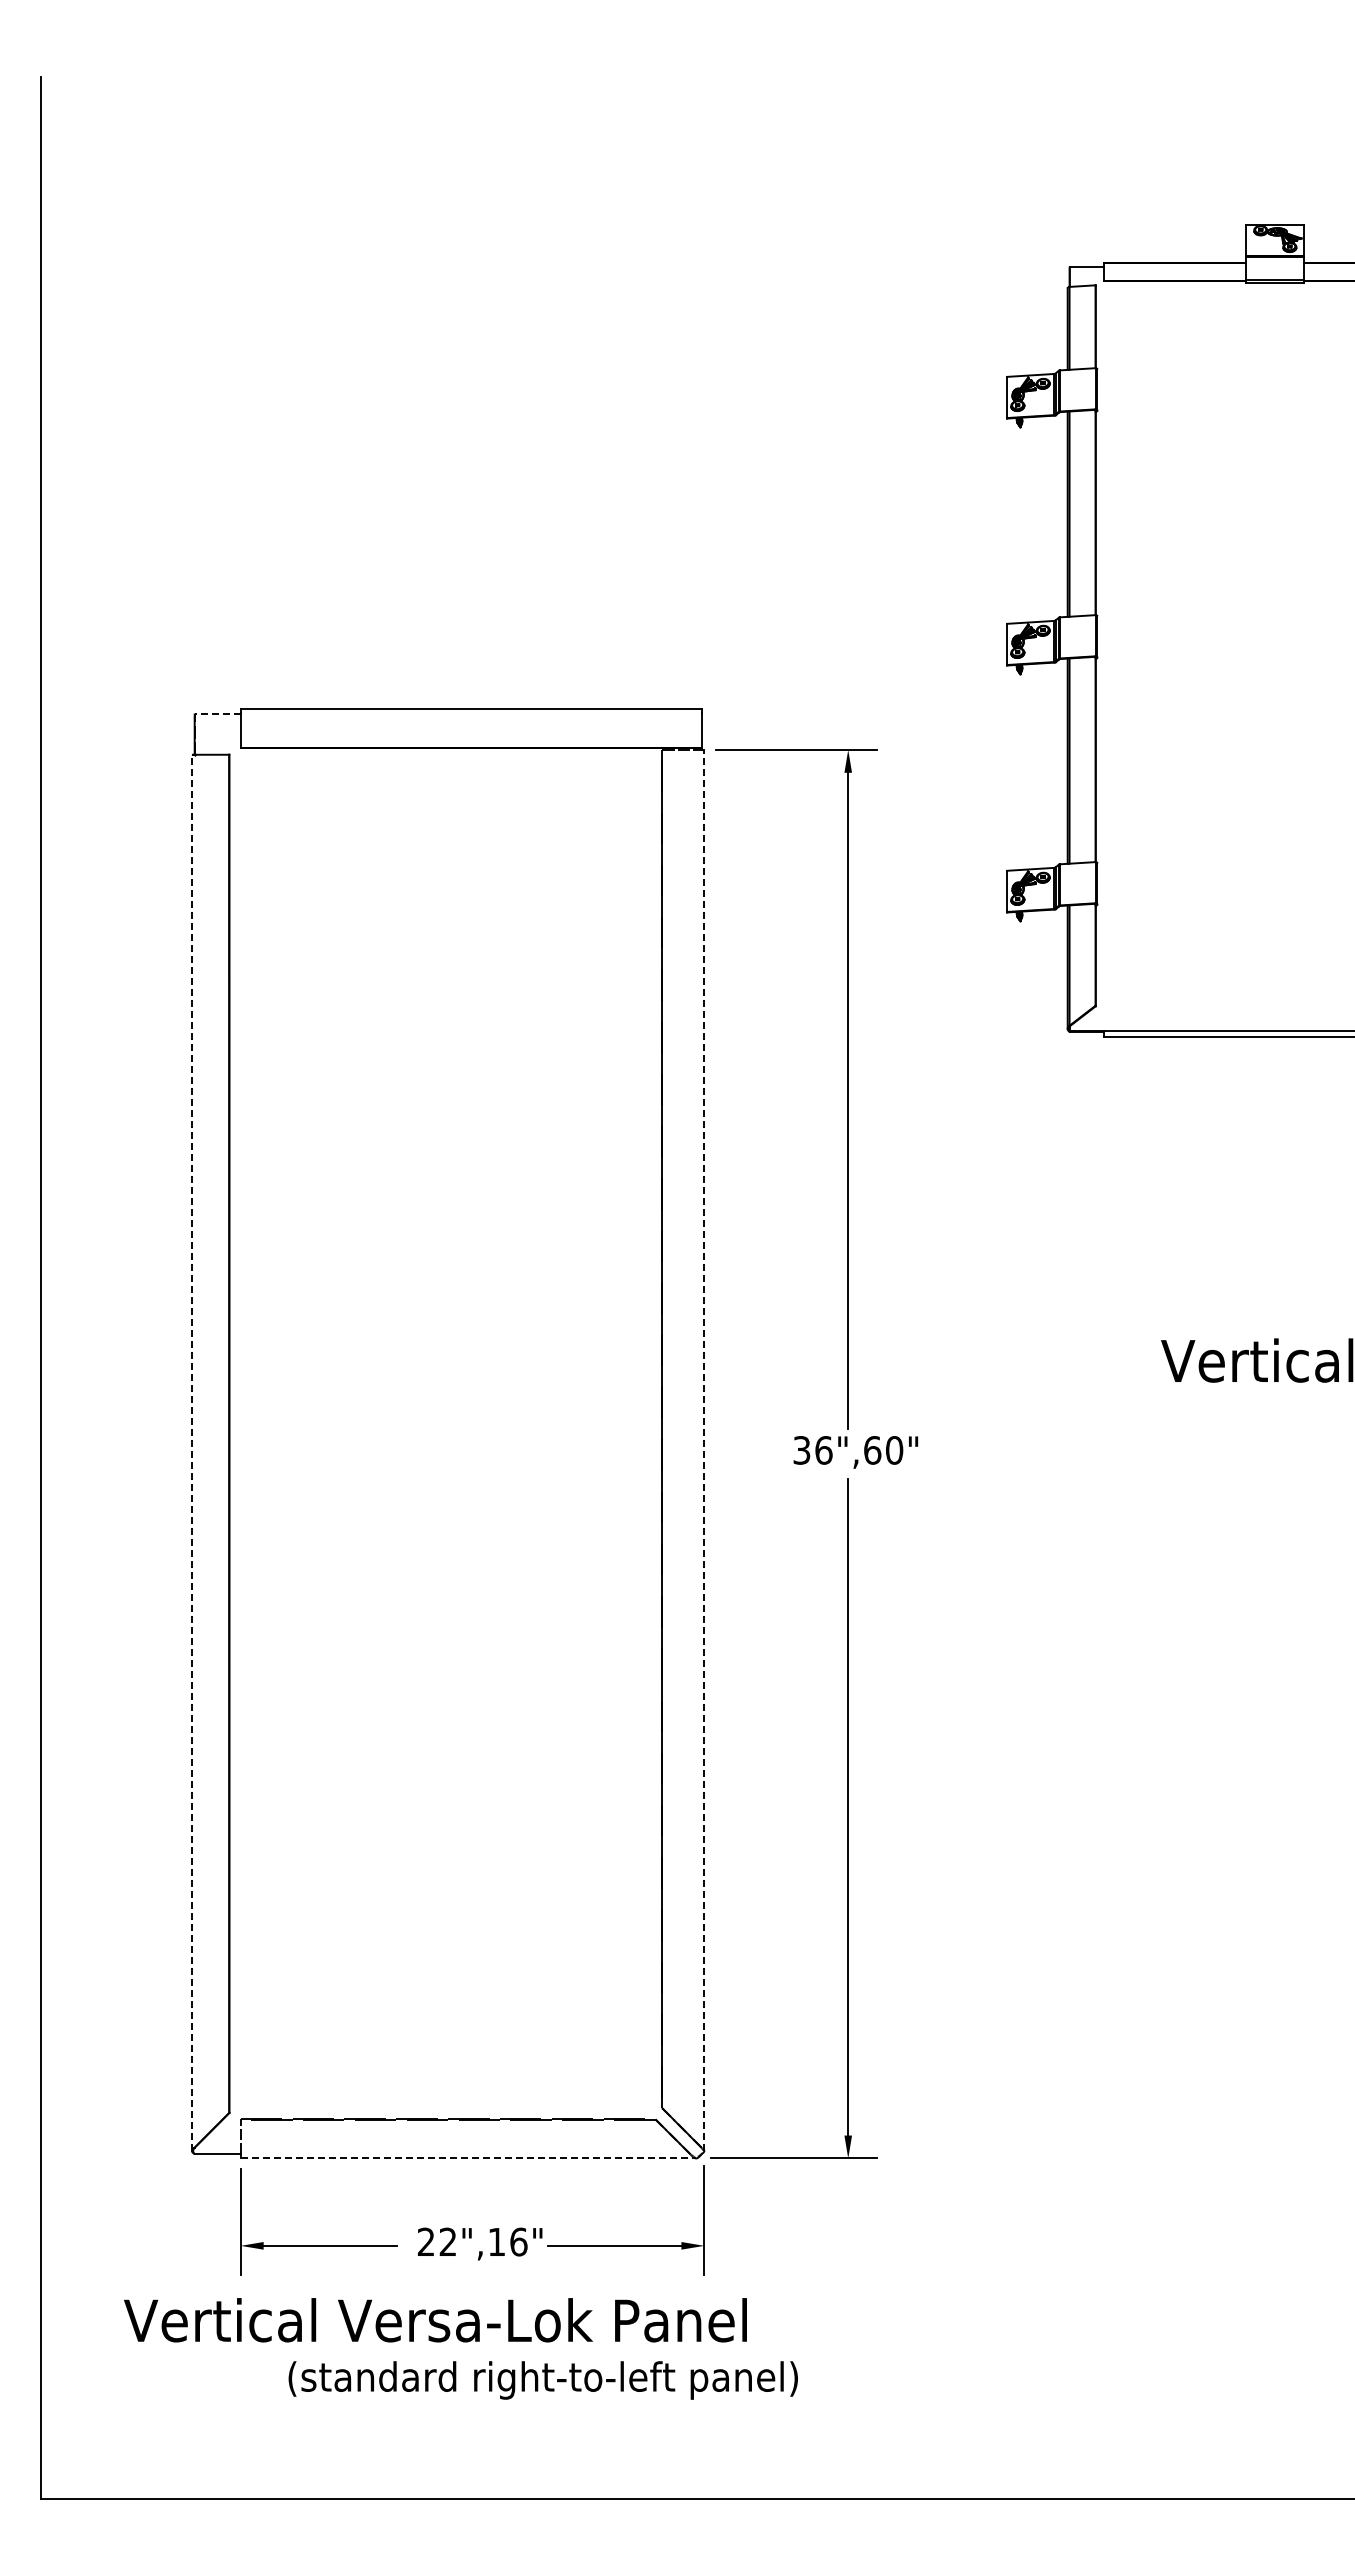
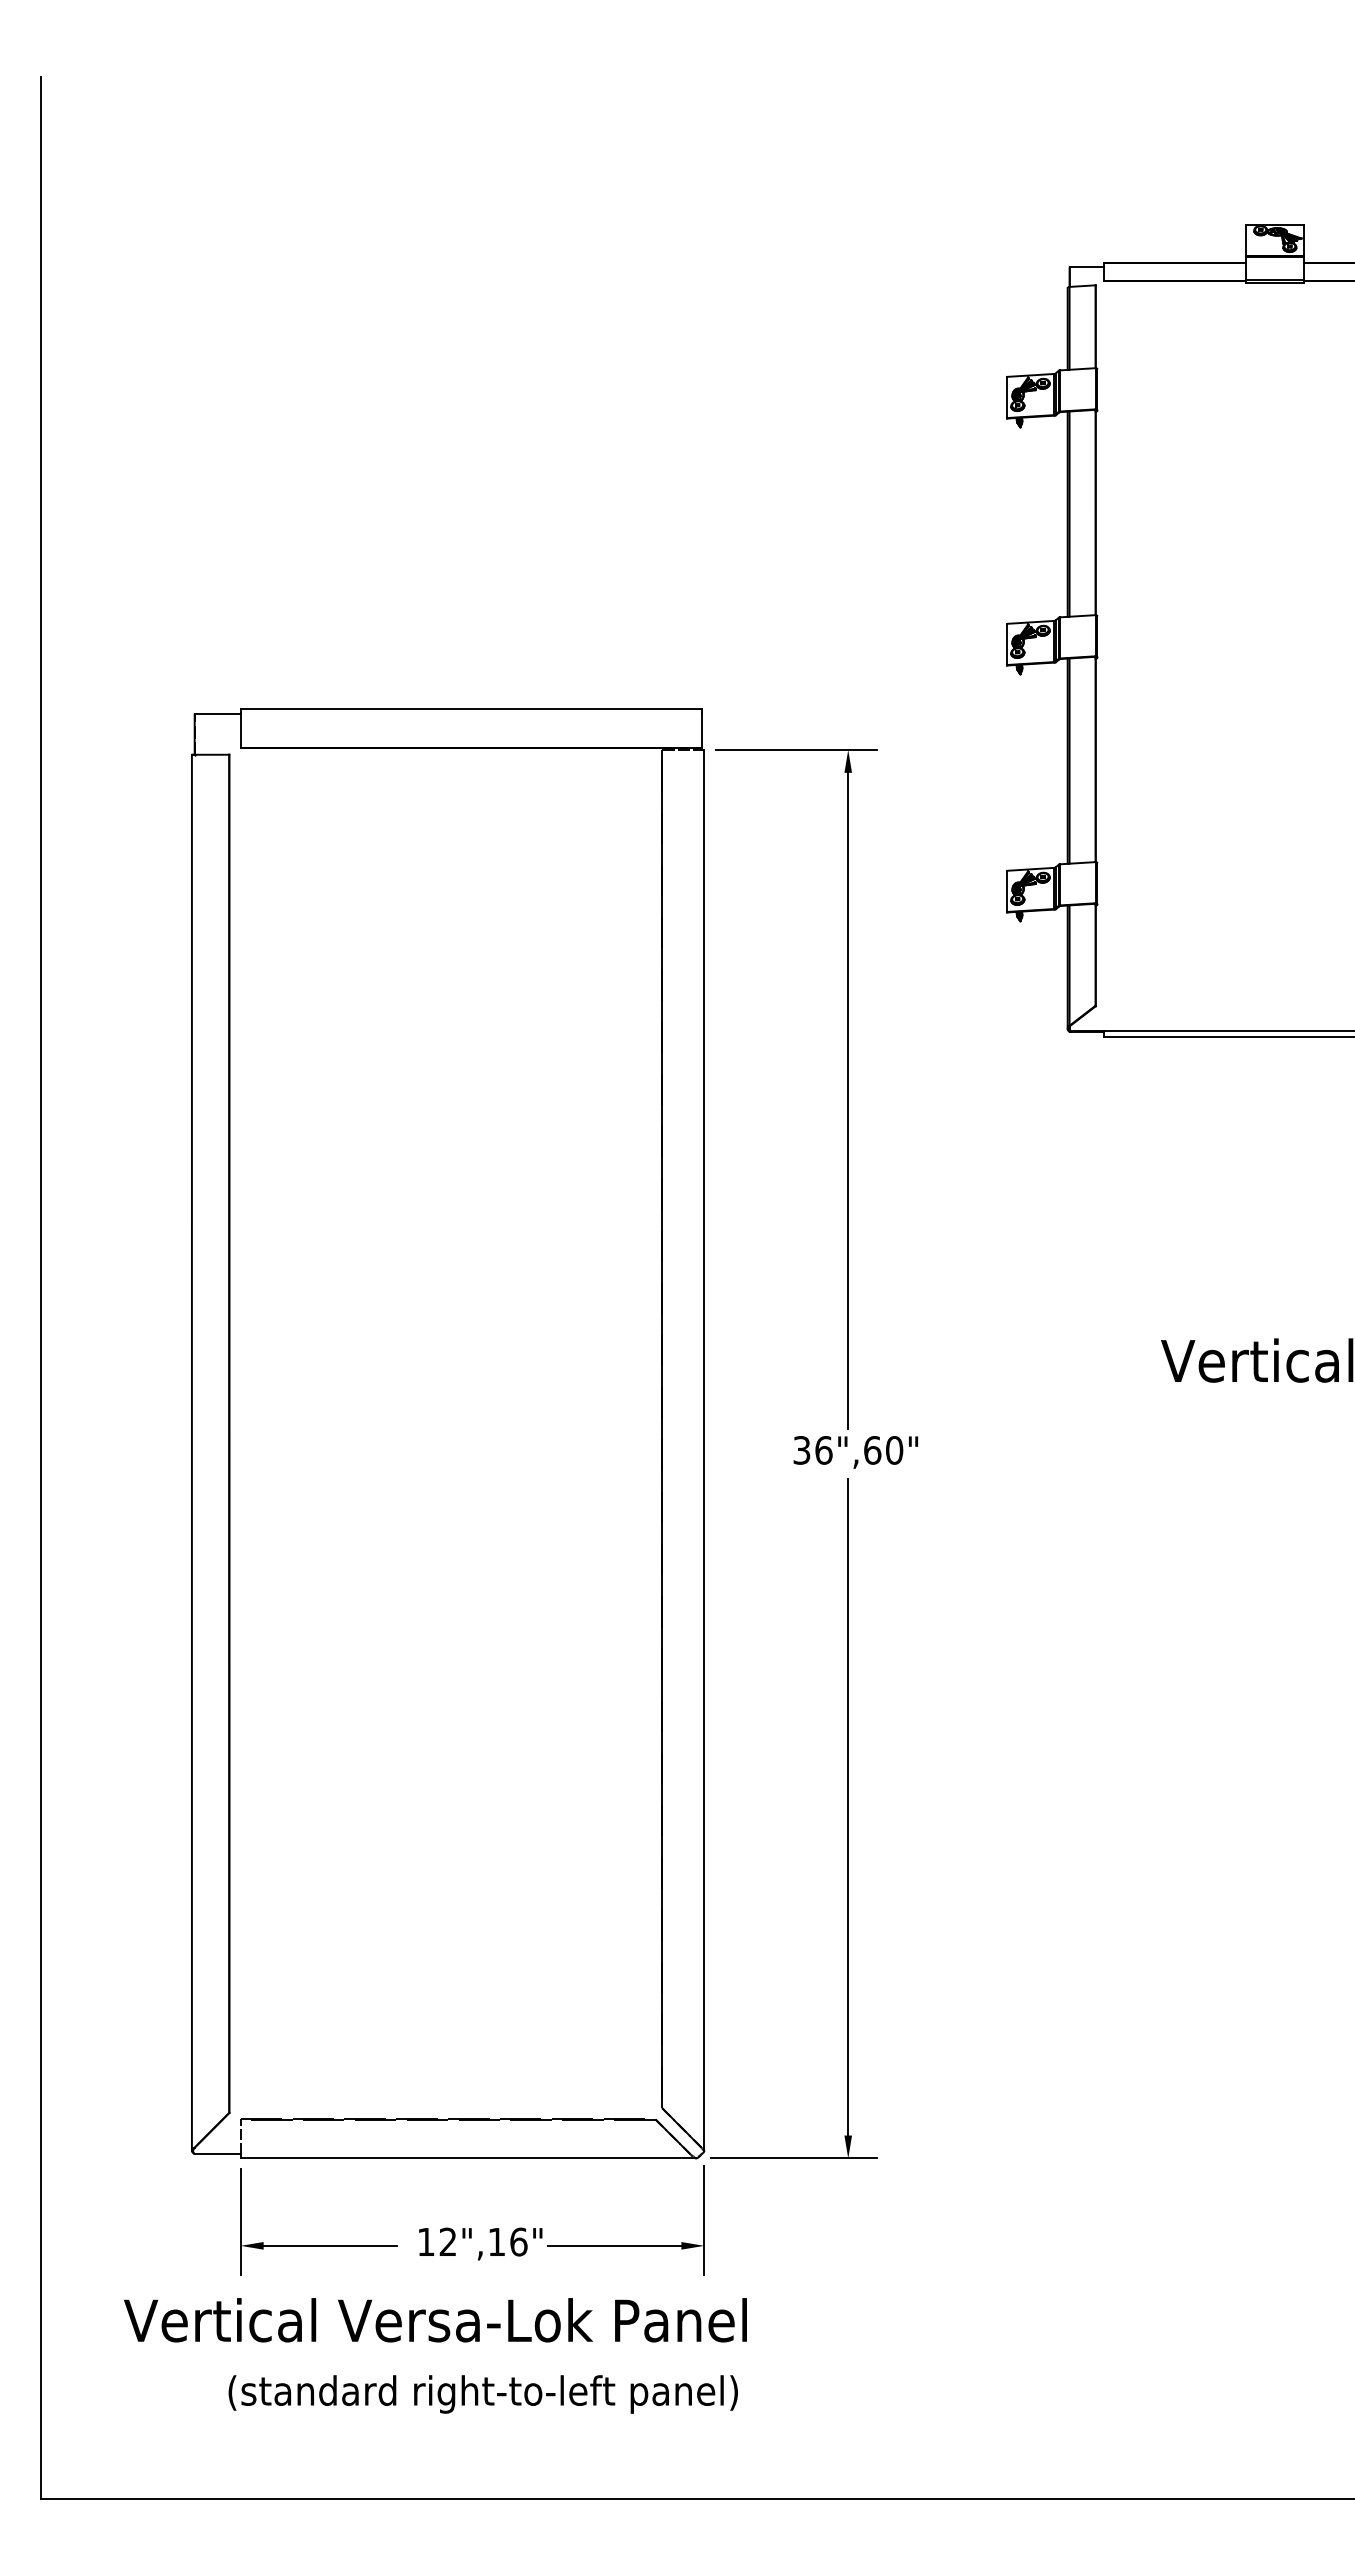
line: dashed -> solid (217, 713)
line: dashed -> solid (704, 1450)
line: dashed -> solid (191, 1452)
line: dashed -> solid (468, 2158)
text: 22",16" -> 12",16" (425, 2241)
text position: (542, 2380) -> (482, 2394) (482, 2394)
